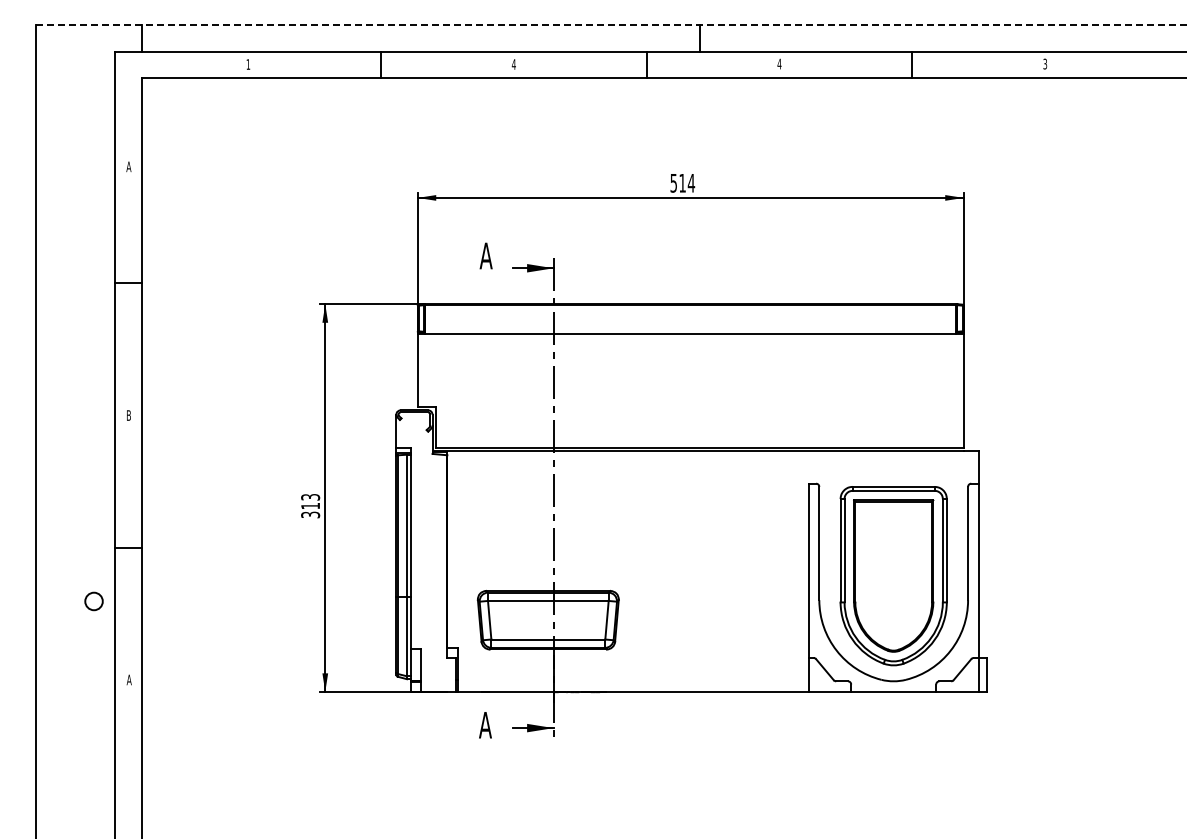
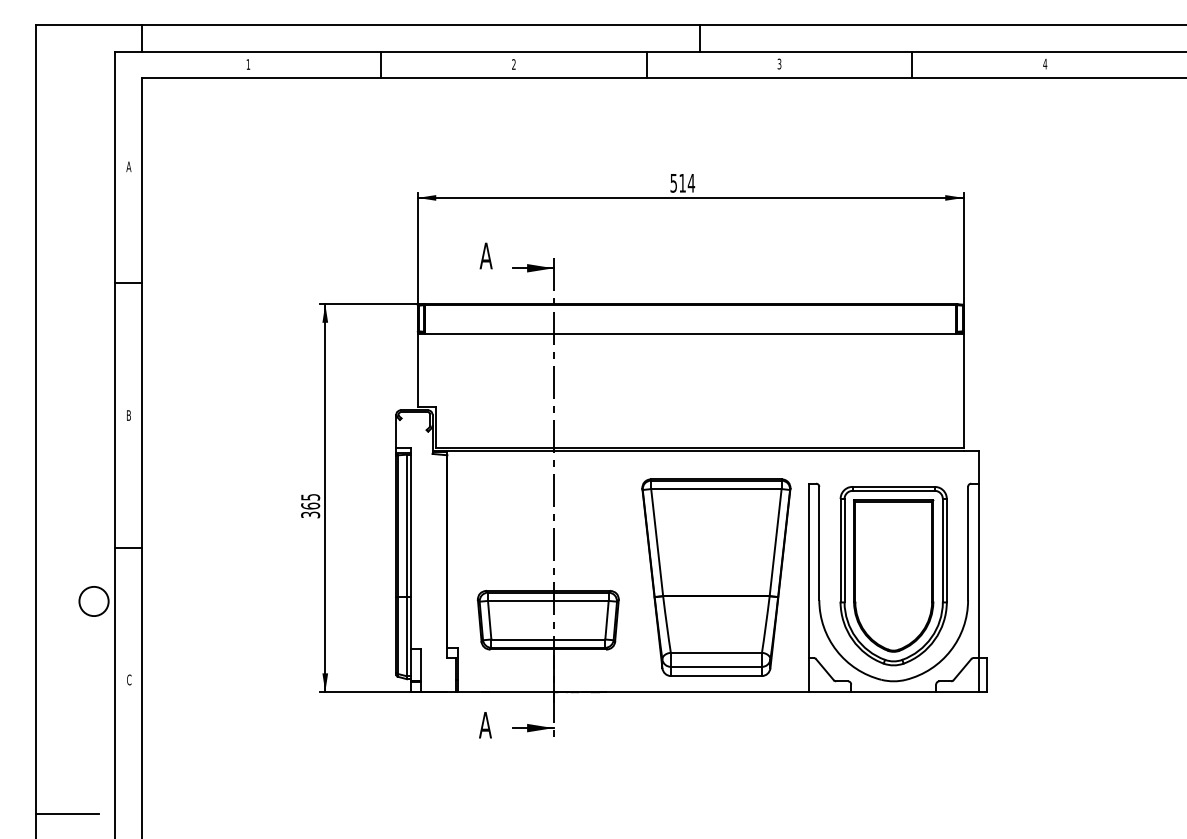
line: dashed -> solid (611, 24)
text: 4 -> 3 (779, 63)
text: 3 -> 4 (1045, 63)
text: 4 -> 2 (513, 64)
text: 313 -> 365 (310, 501)
part: none -> present (716, 577)
circle diameter: 18 px -> 29 px (93, 601)
text: A -> C (128, 679)
line: none -> present (67, 814)
